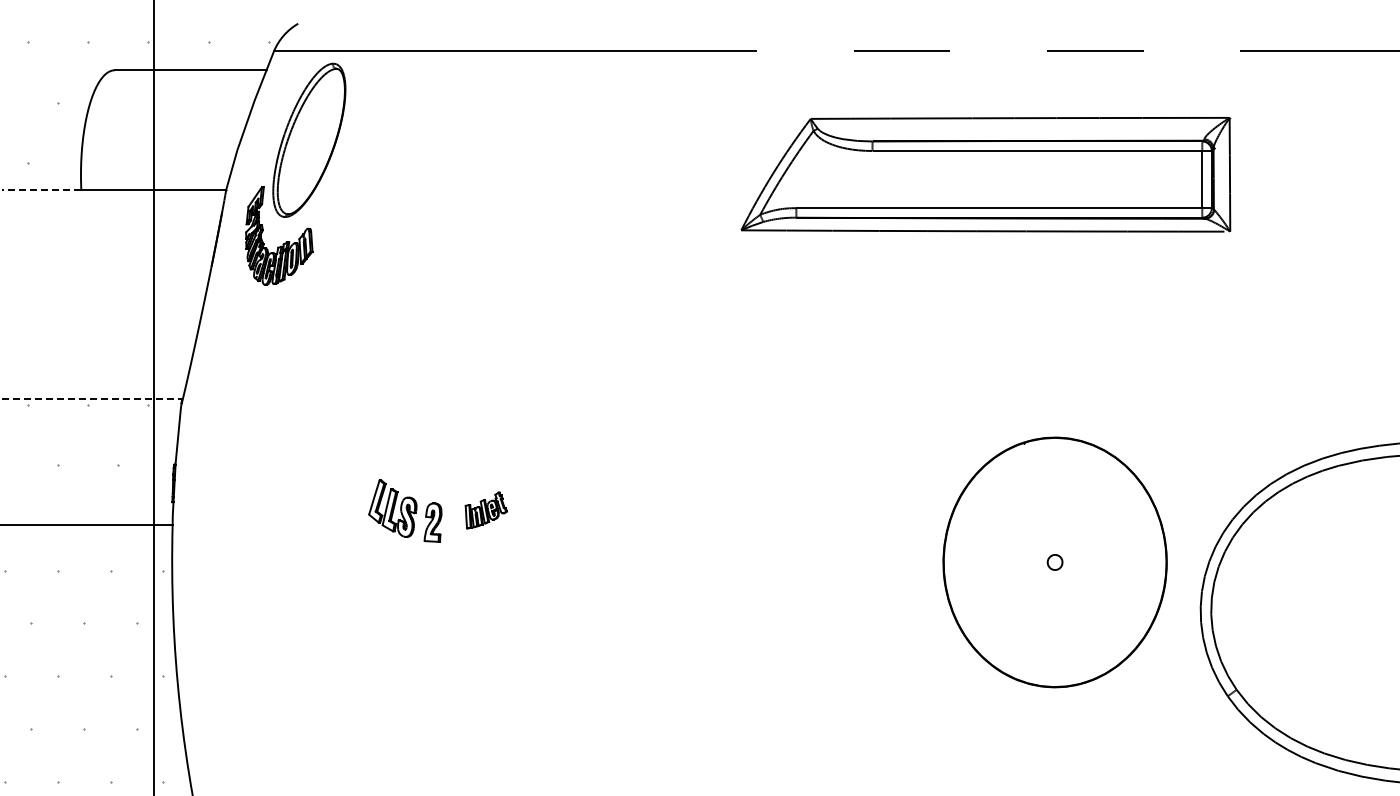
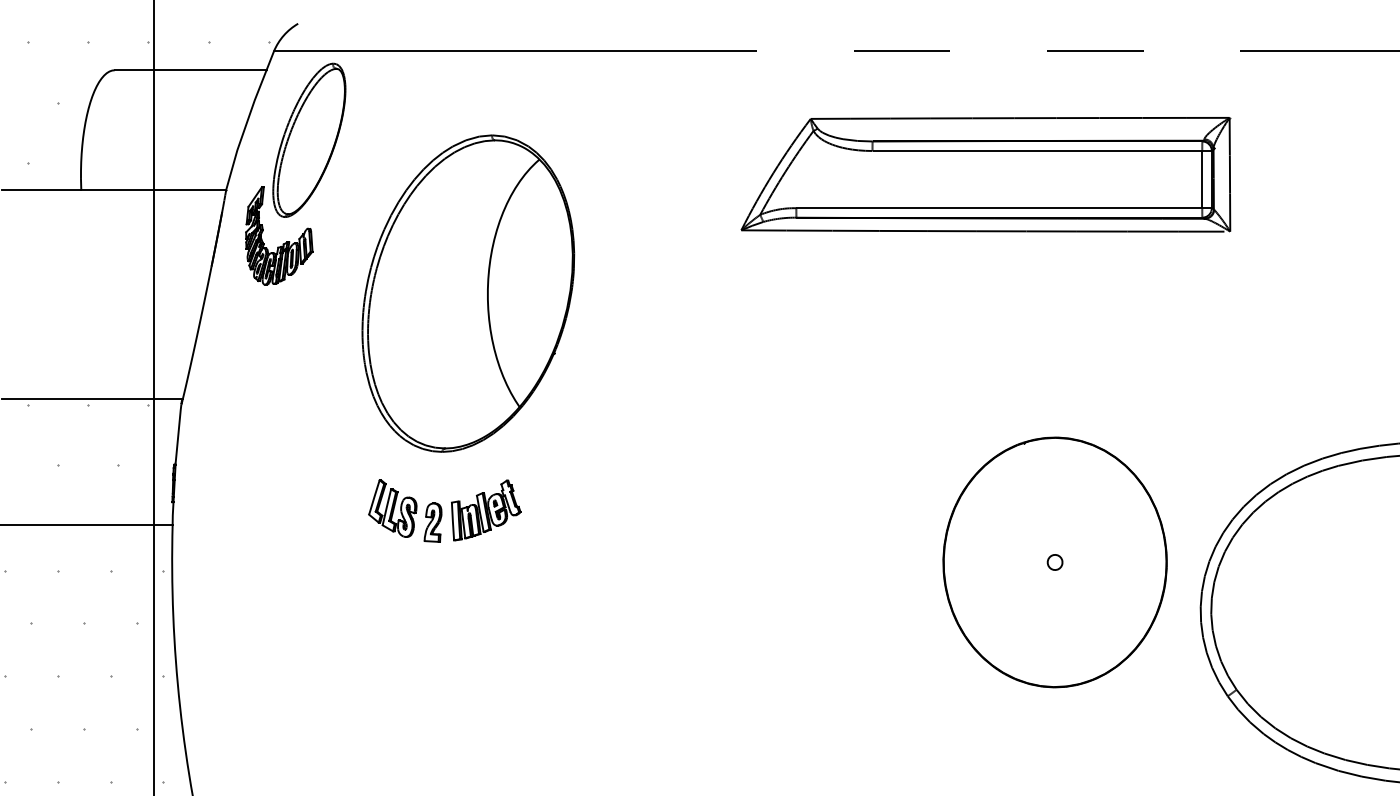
line: dashed -> solid (41, 189)
part: none -> present (468, 293)
line: dashed -> solid (92, 399)
part size: 44x39 px -> 71x63 px (486, 510)
